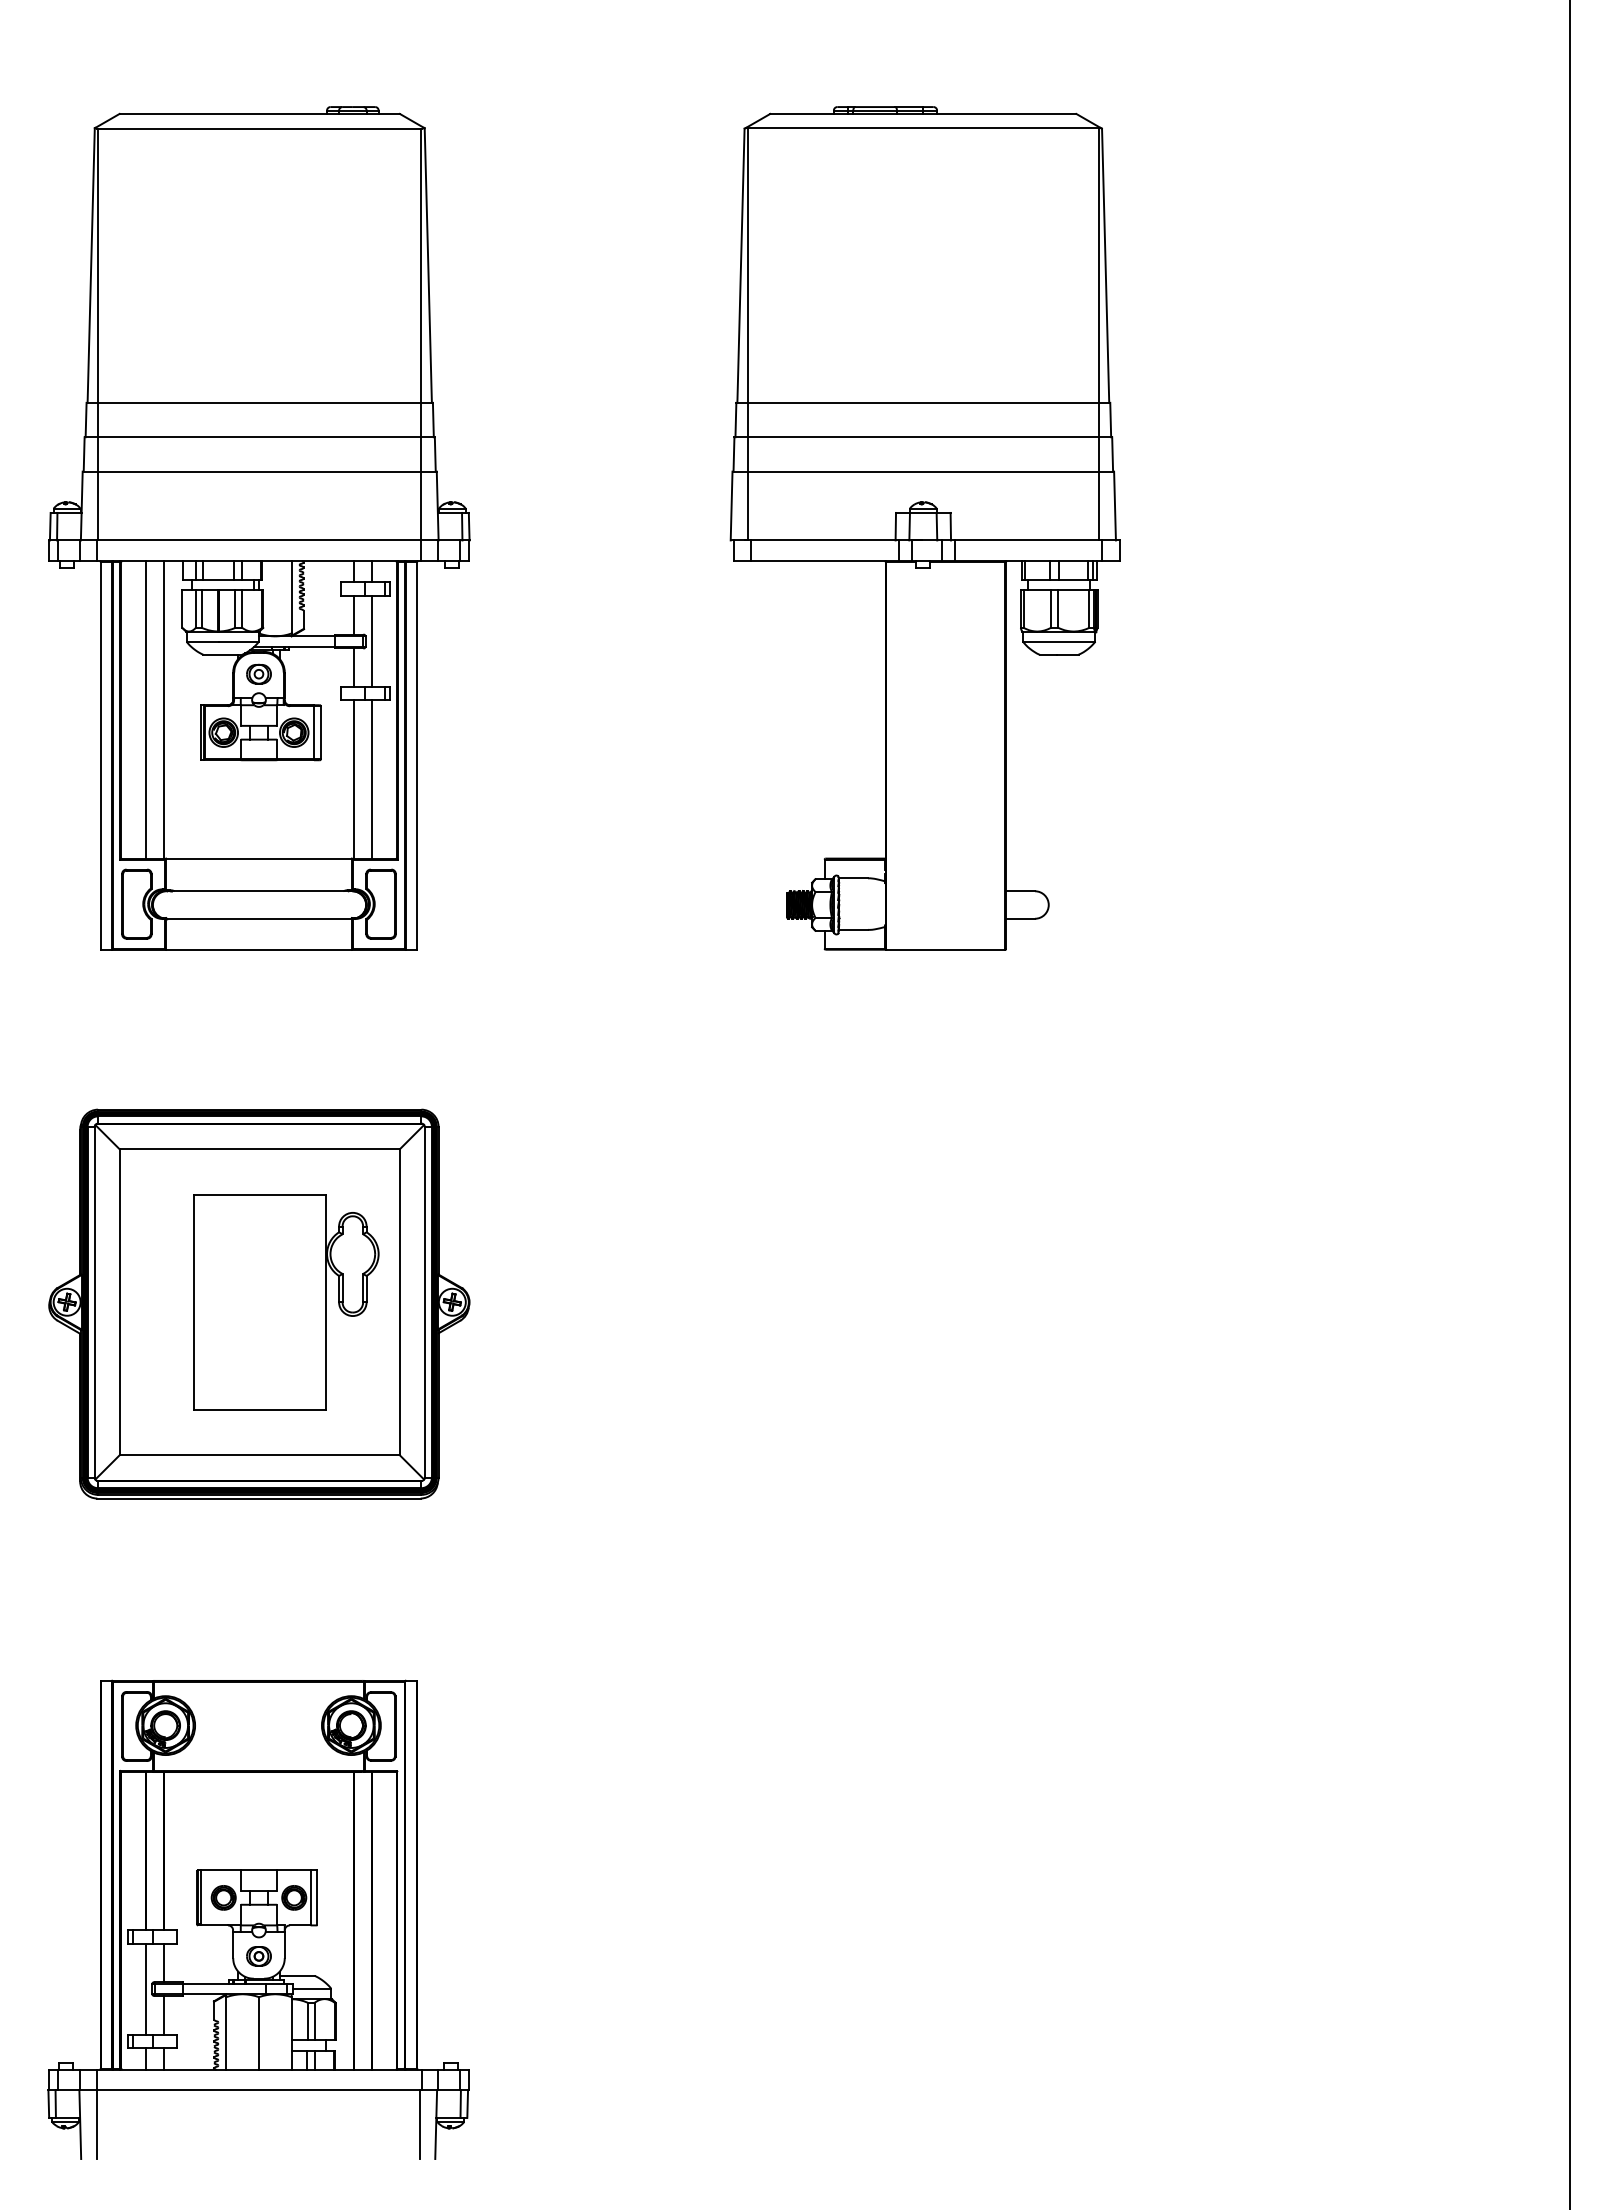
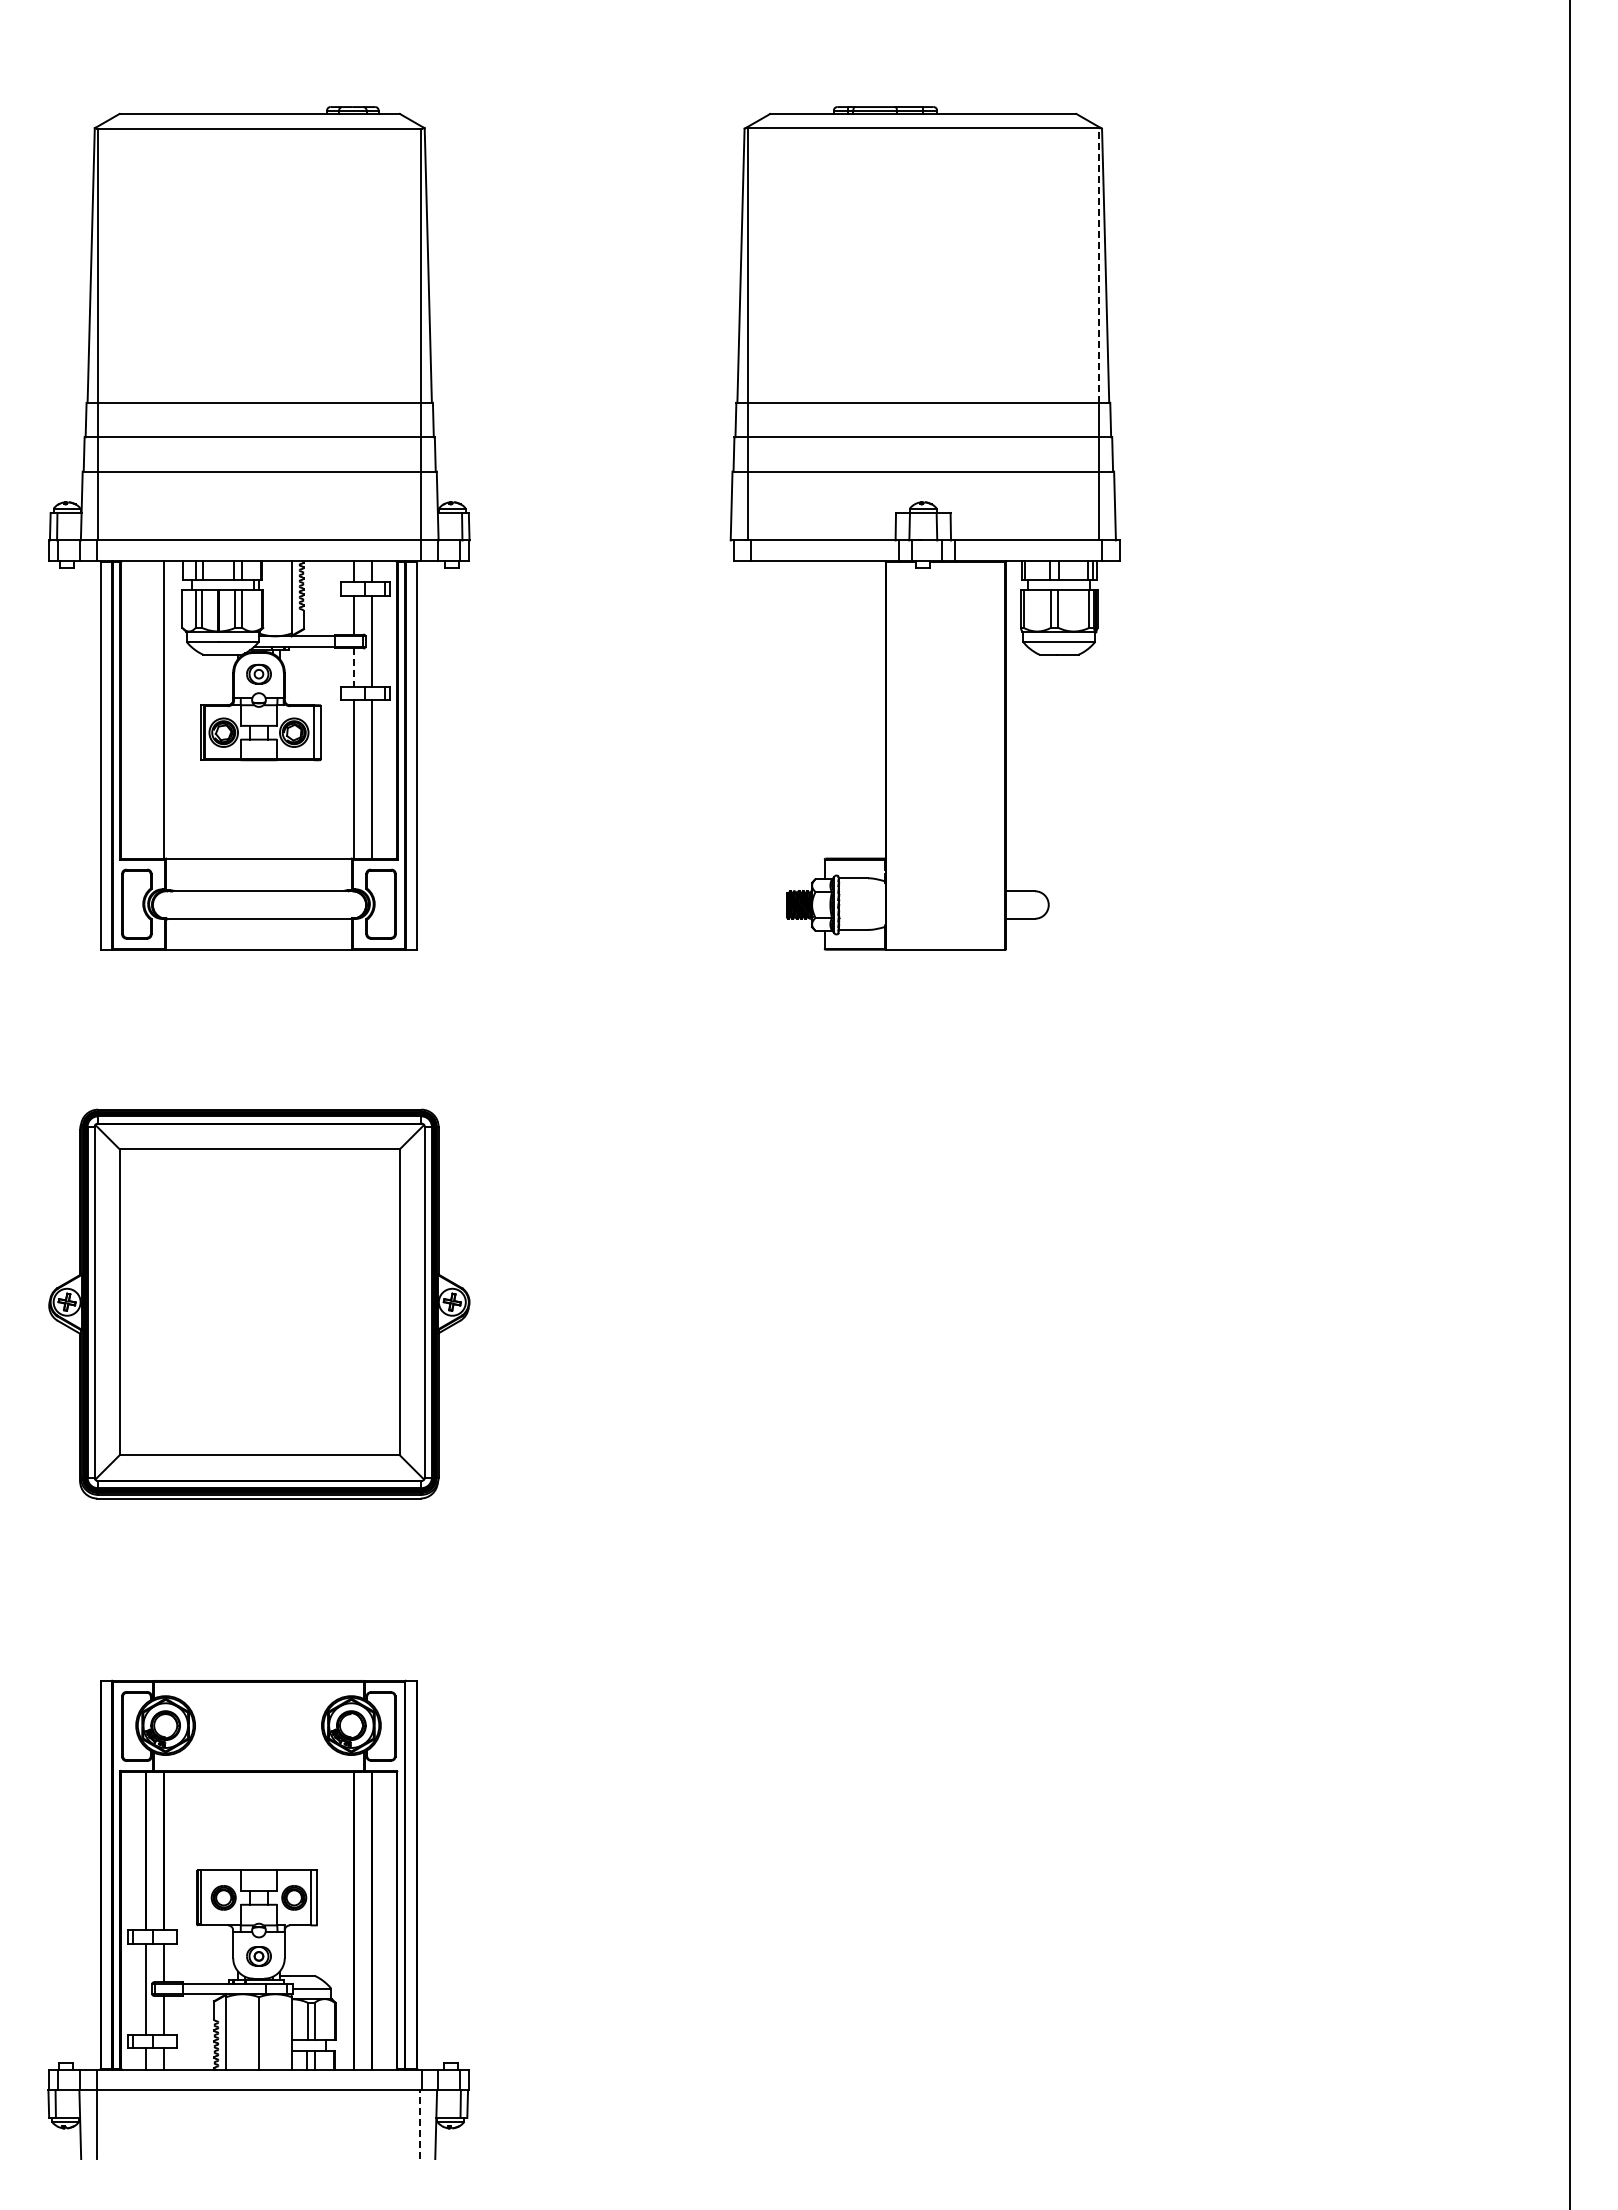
line: solid -> dashed (1098, 265)
line: solid -> dashed (353, 668)
line: present -> none (146, 709)
part: present -> none (286, 1302)
line: solid -> dashed (419, 2124)
